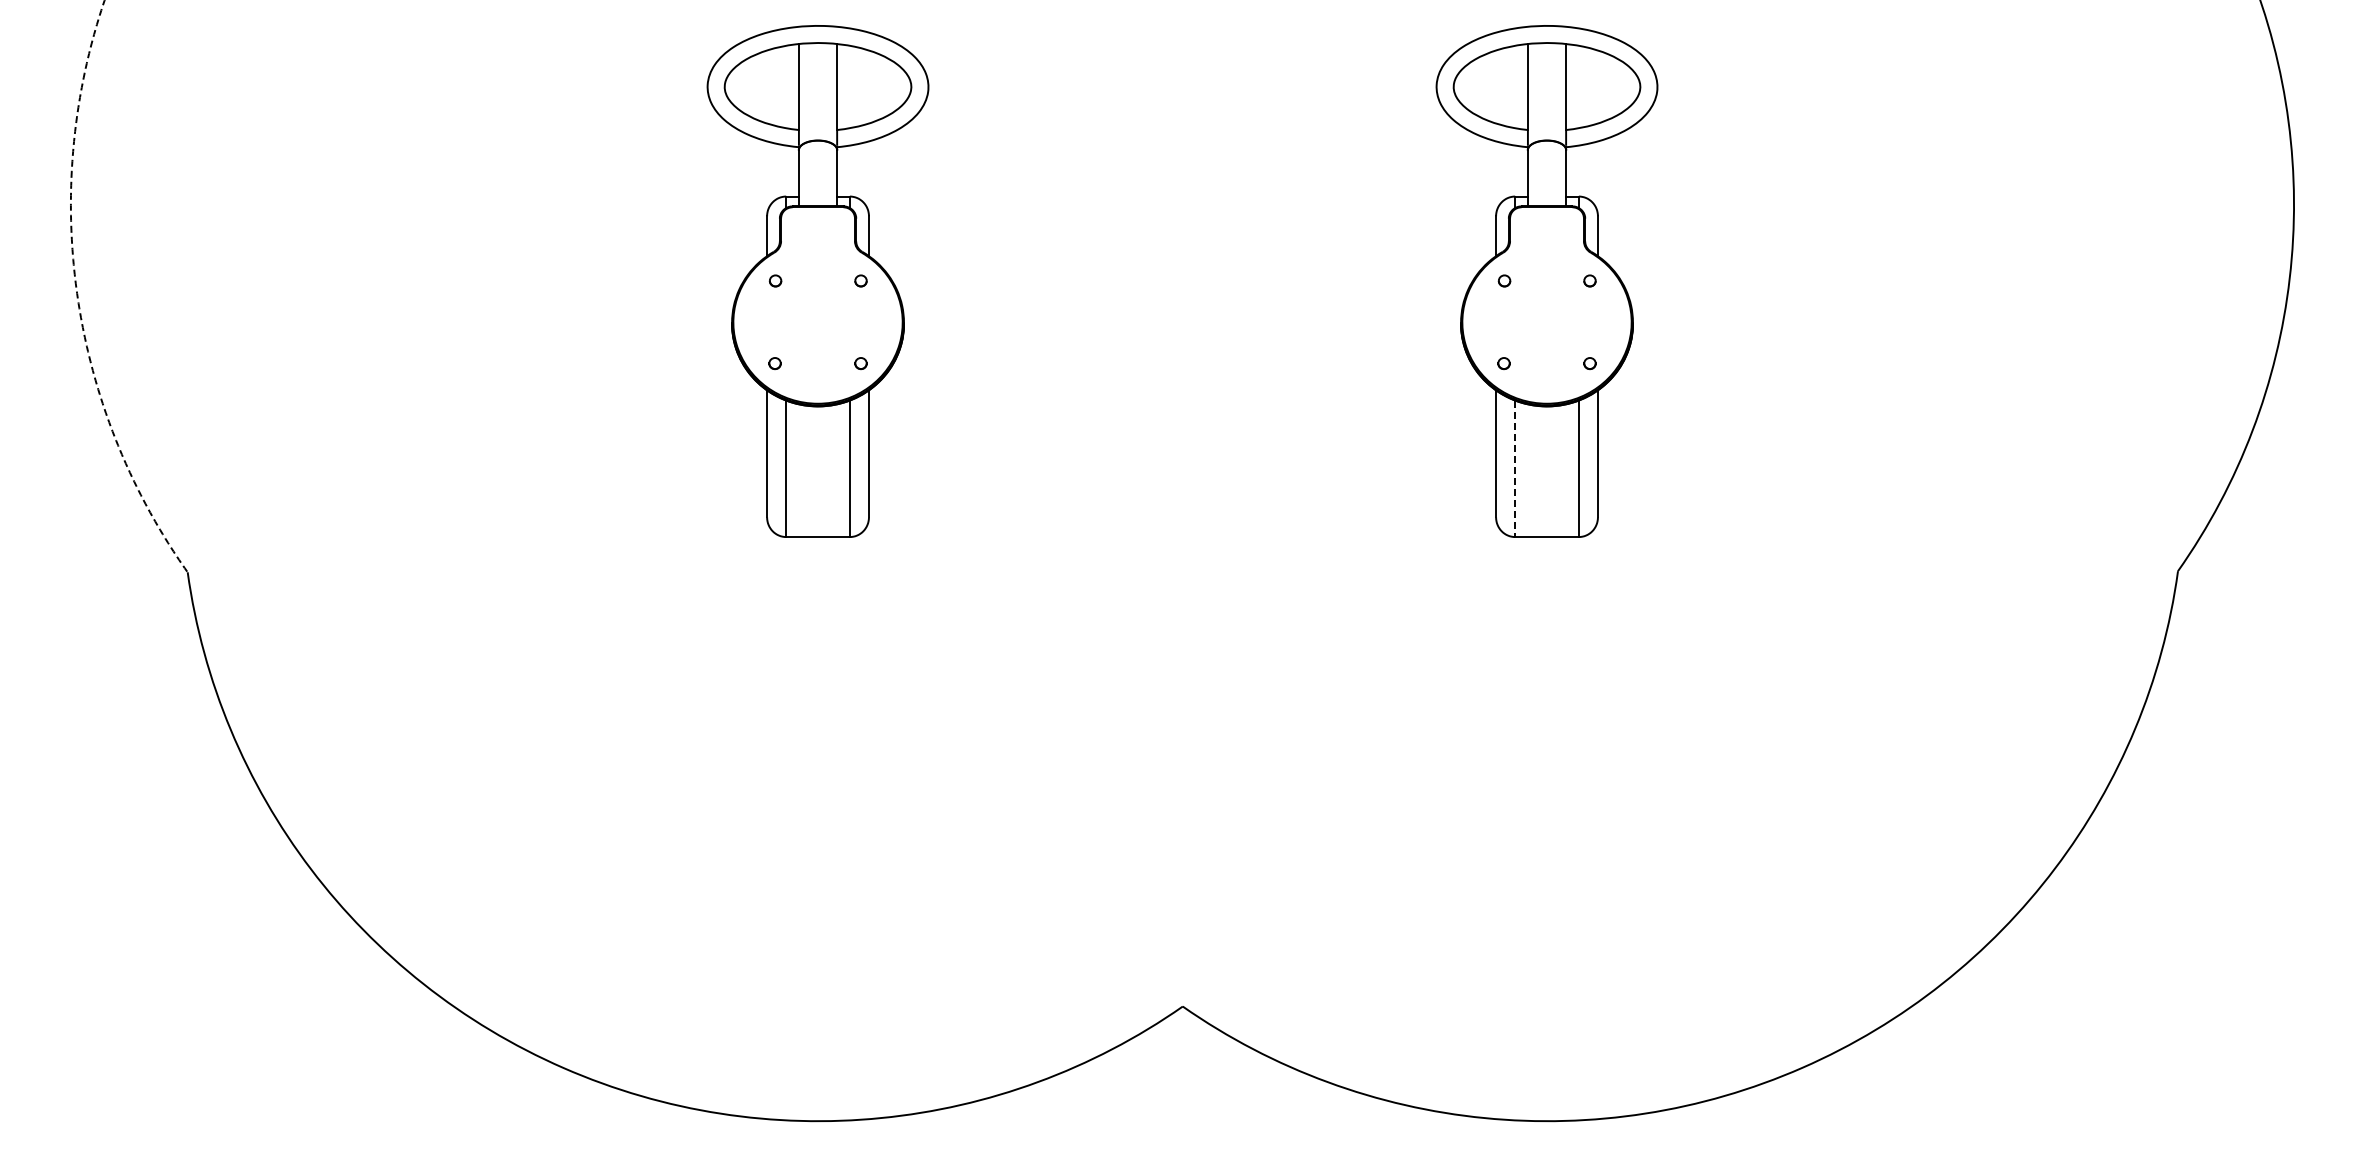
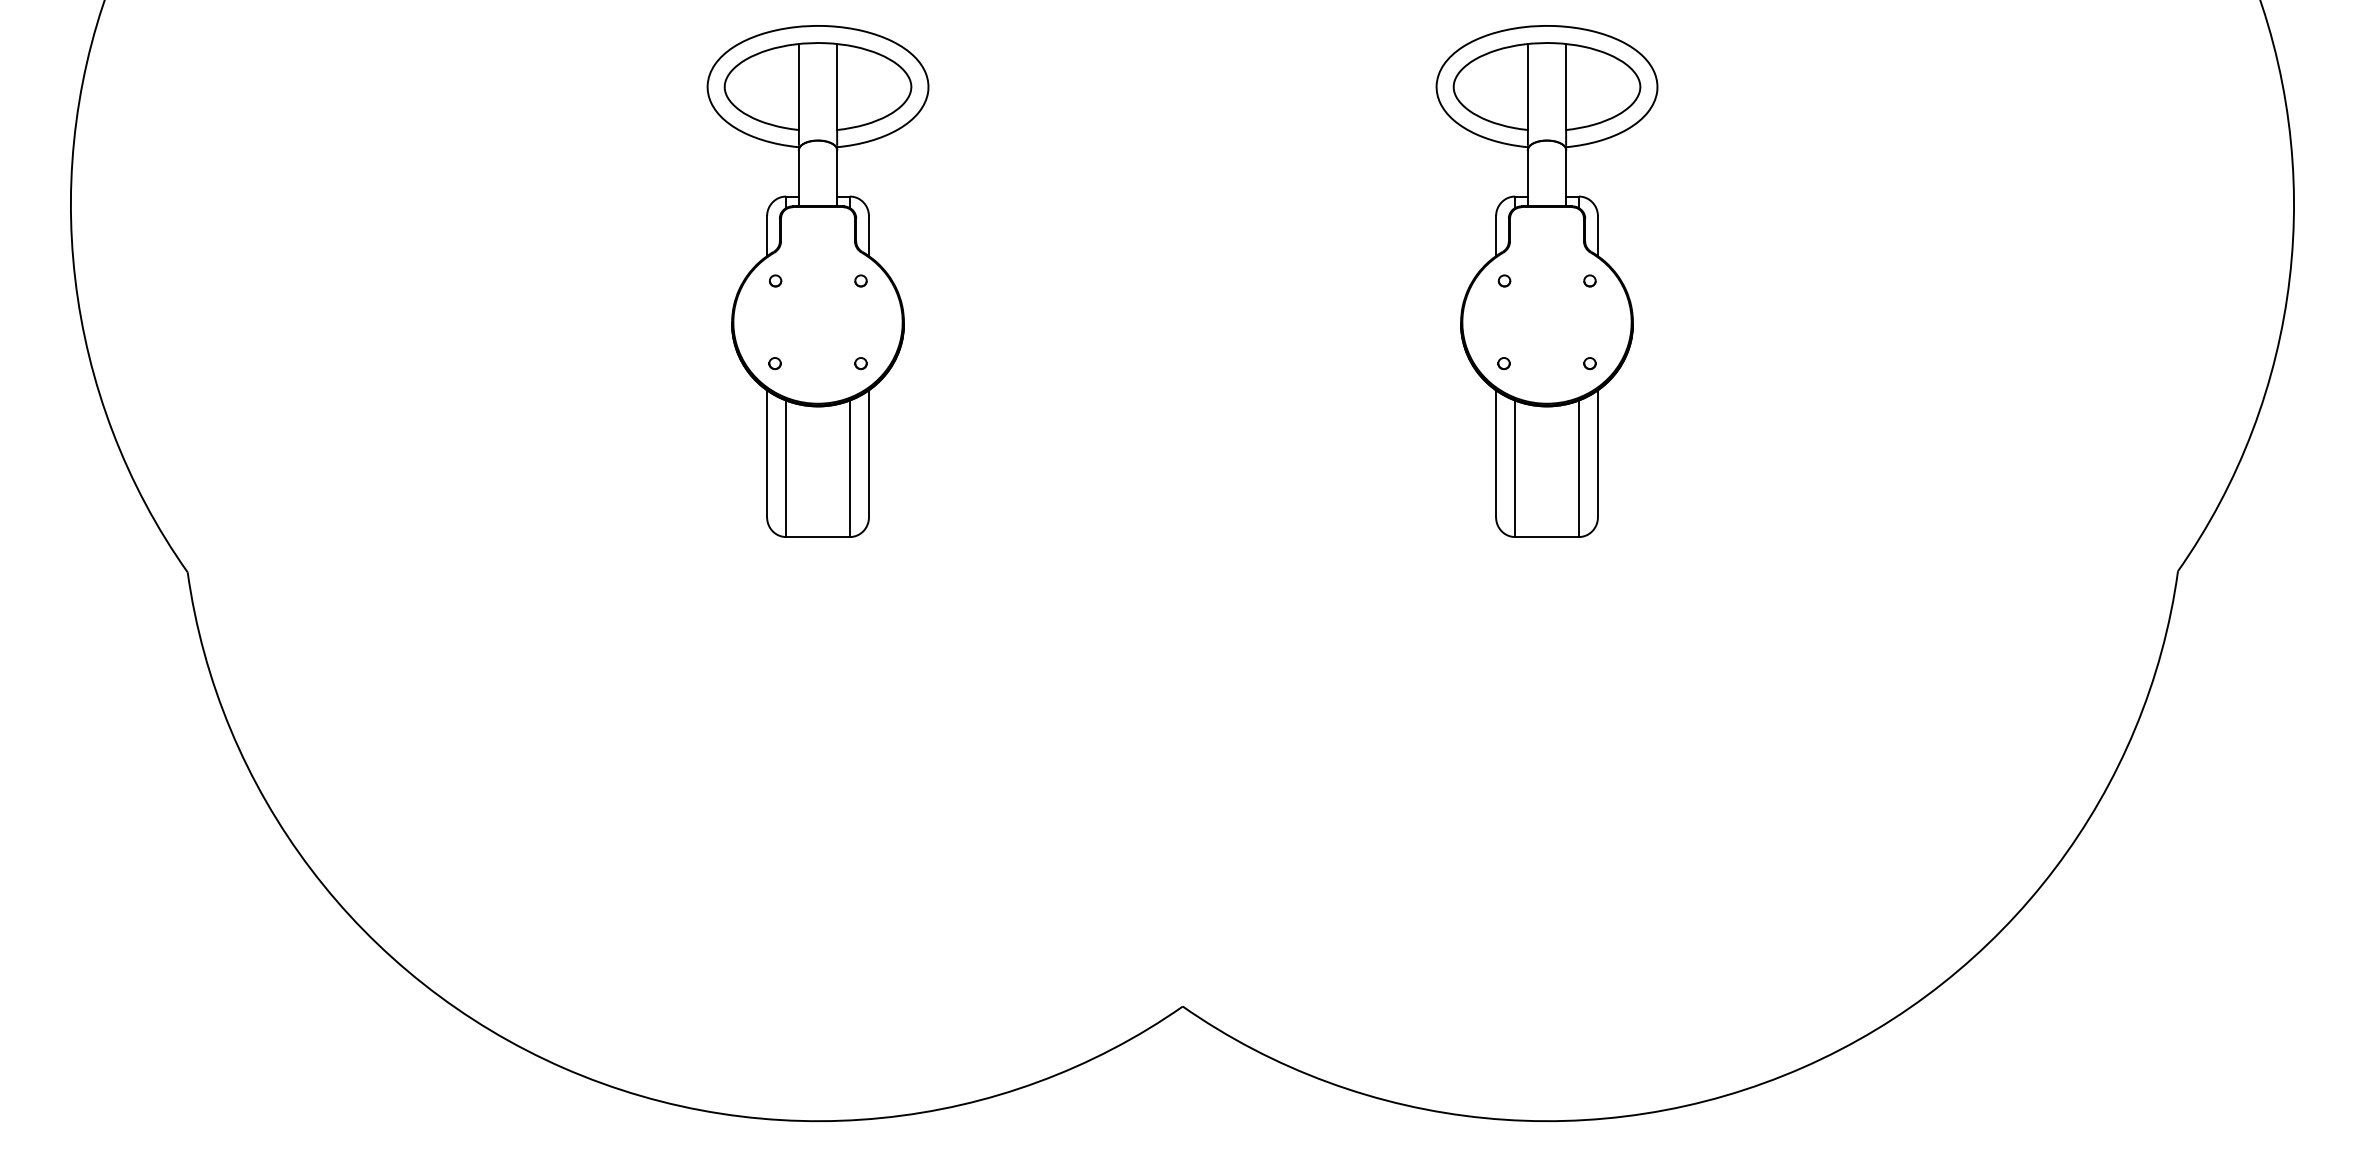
arc: dashed -> solid (77, 296)
line: dashed -> solid (1515, 469)
